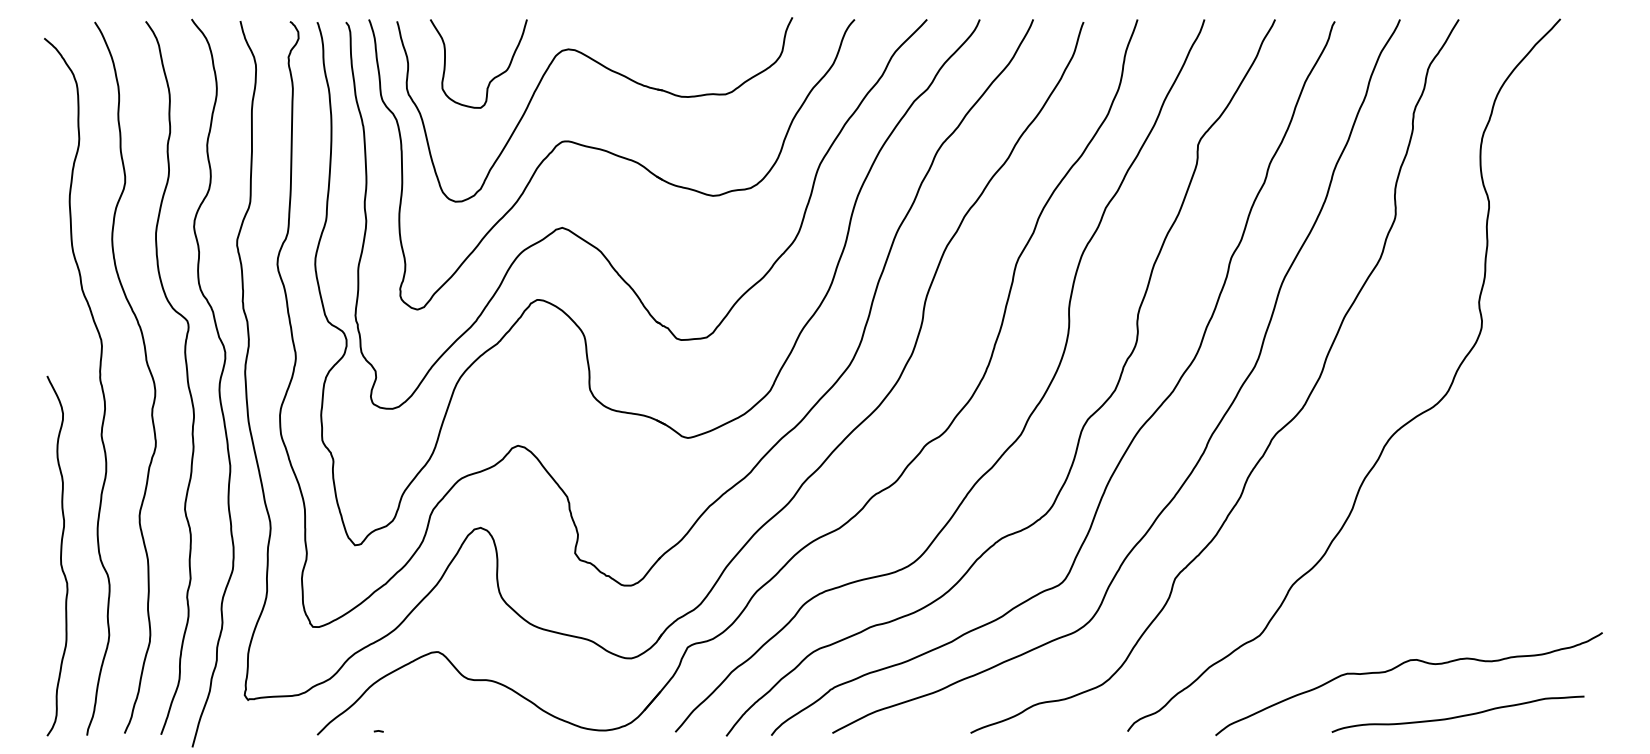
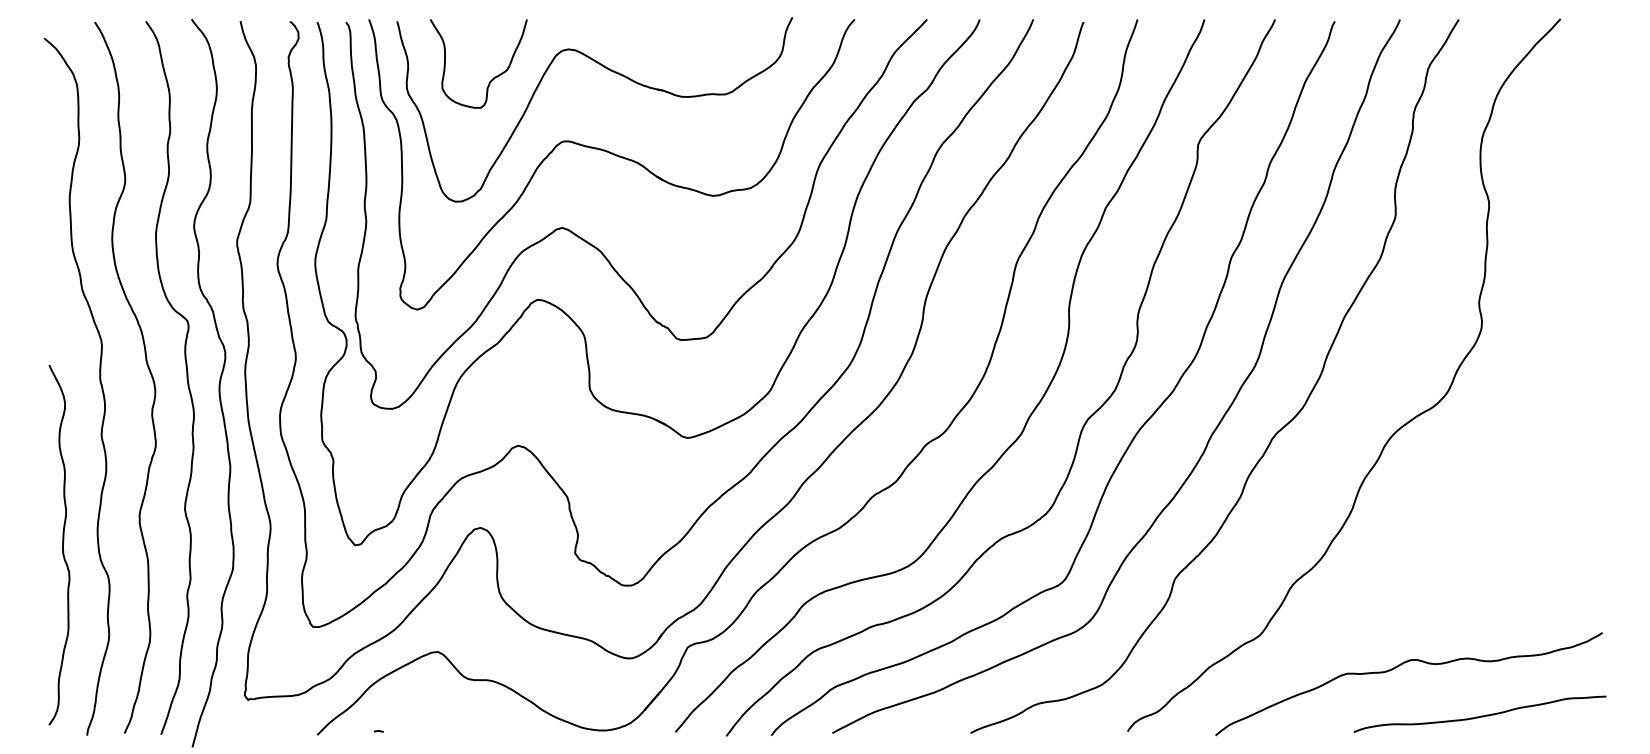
curve position: (60, 555) -> (62, 544) (62, 544)
curve position: (1459, 715) -> (1481, 715) (1481, 715)
